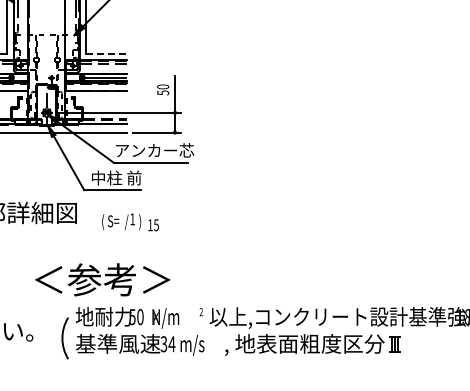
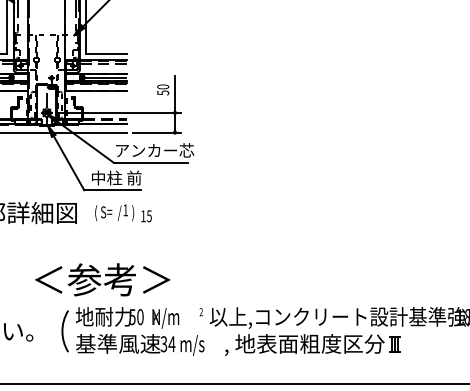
line: dashed -> solid (107, 53)
text position: (130, 222) -> (123, 213) (123, 213)
arc position: (63, 338) -> (63, 331) (63, 331)
line: none -> present (234, 384)
